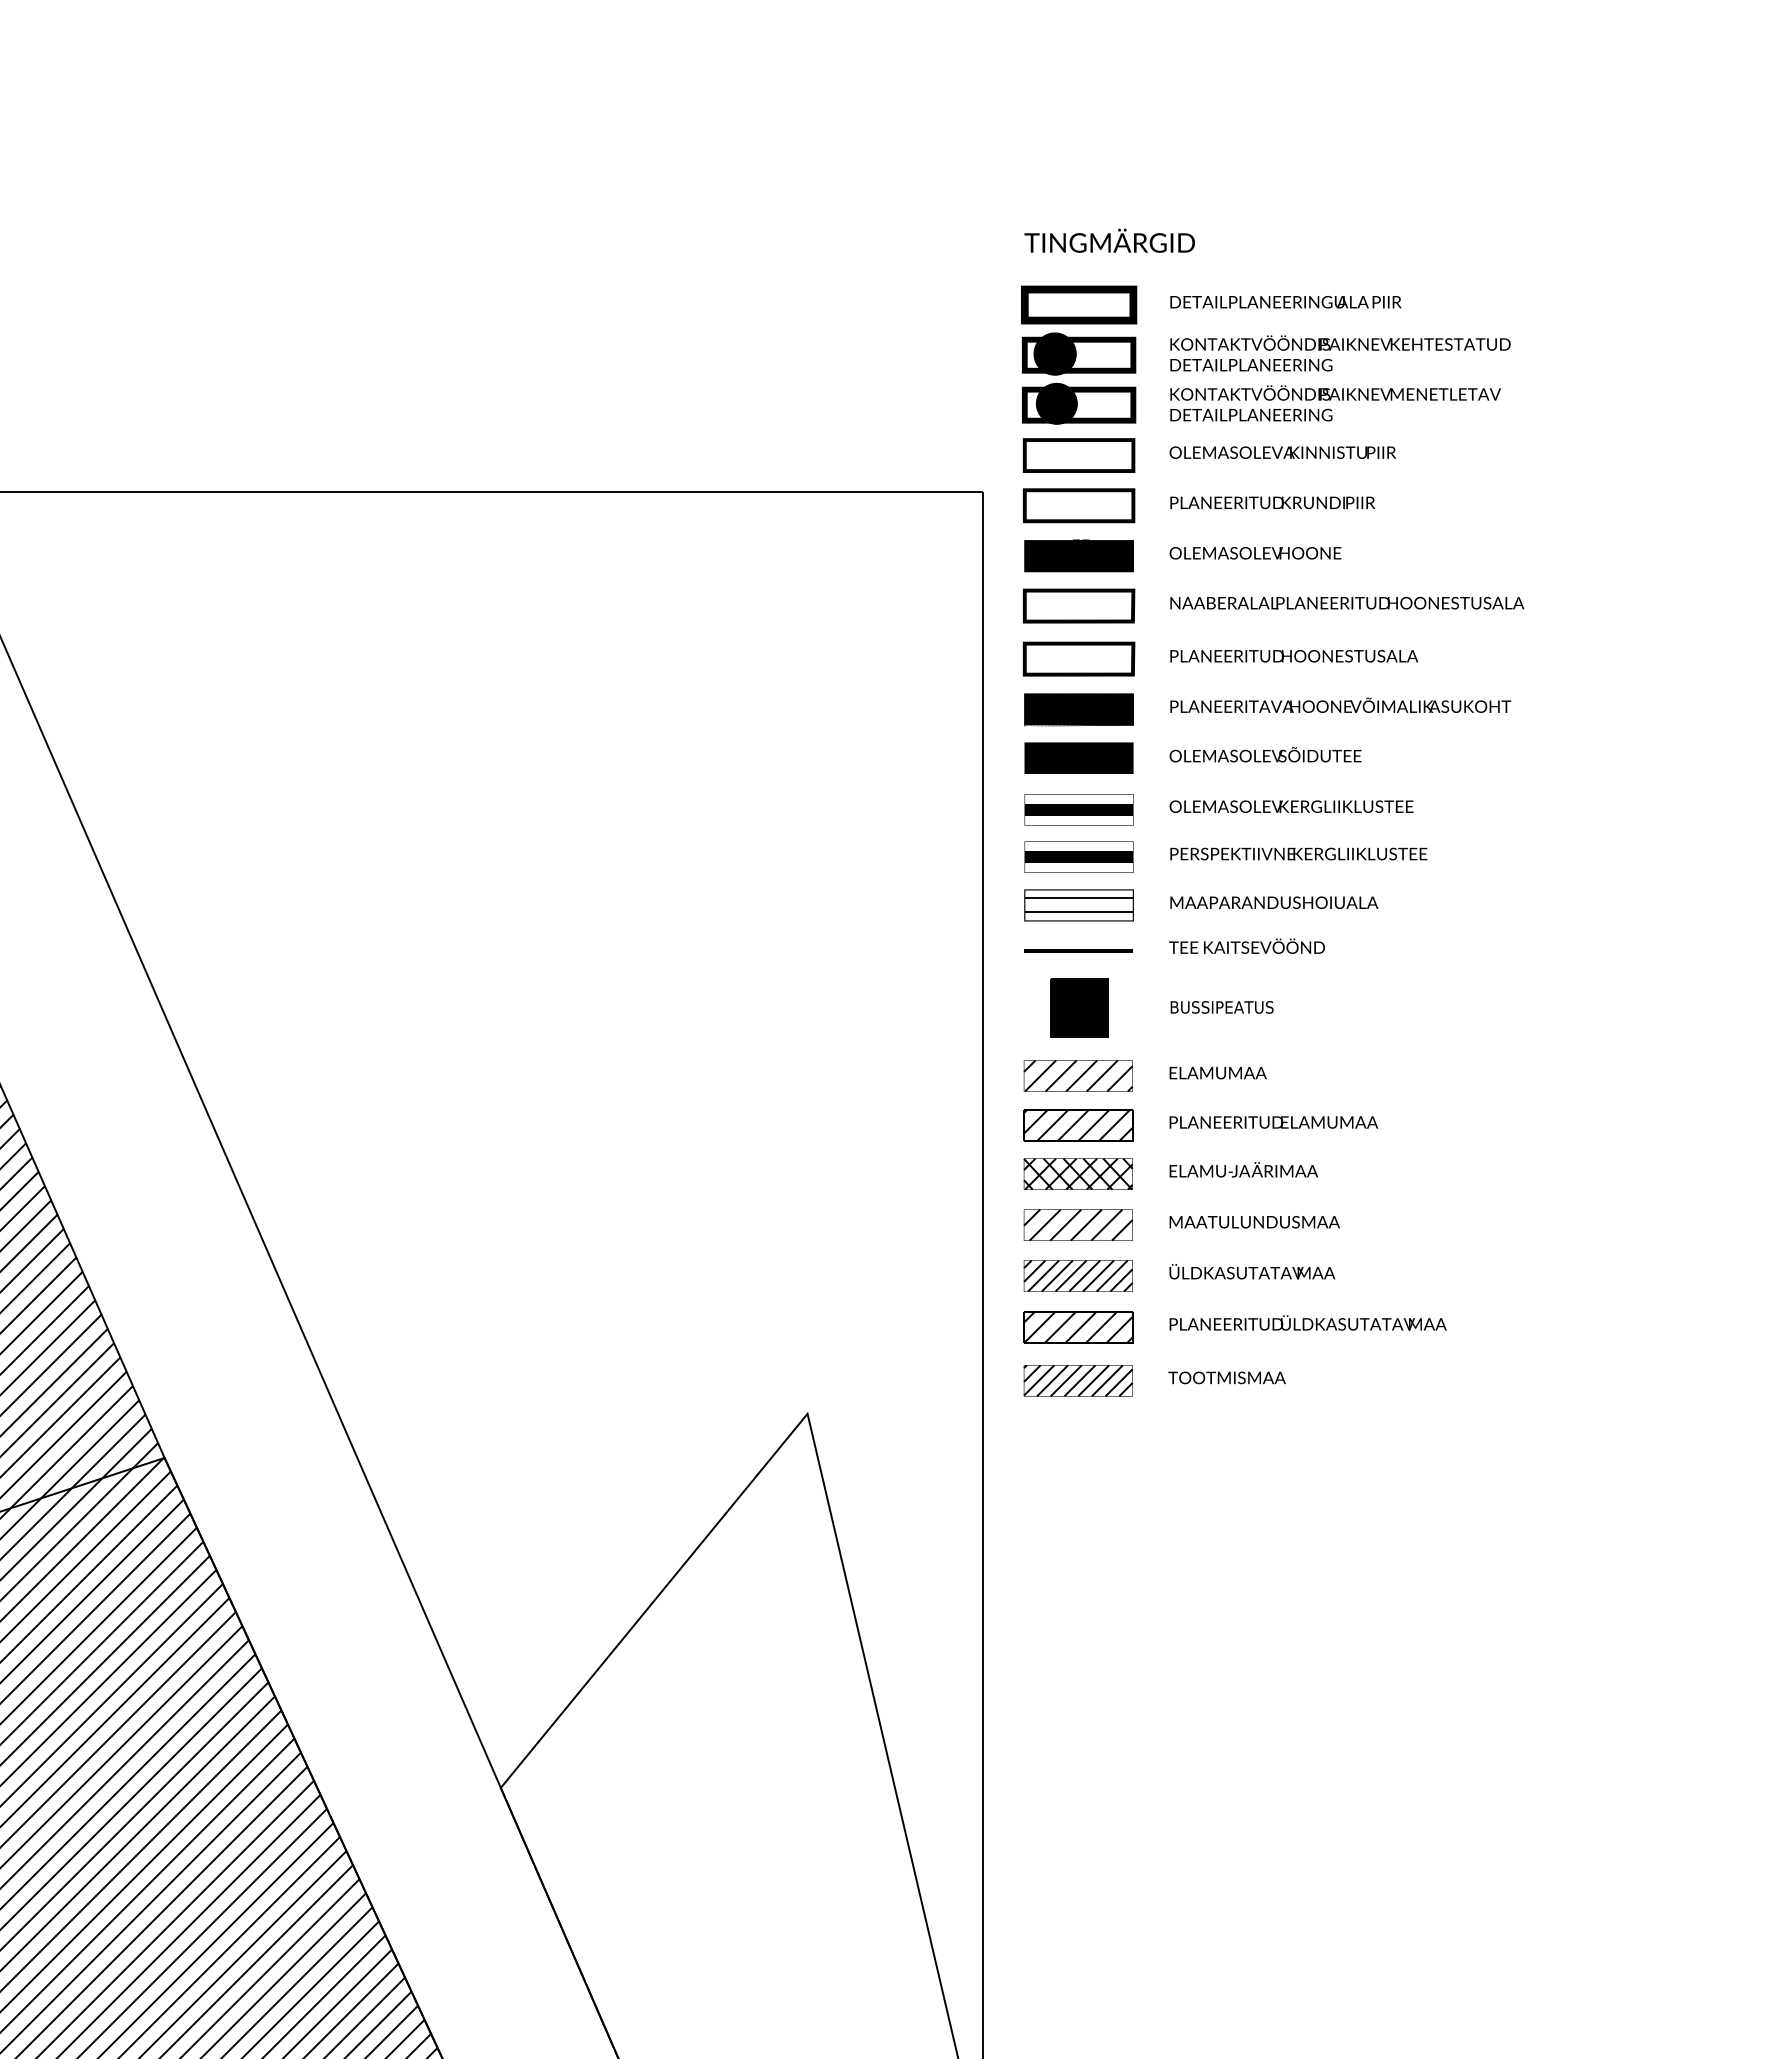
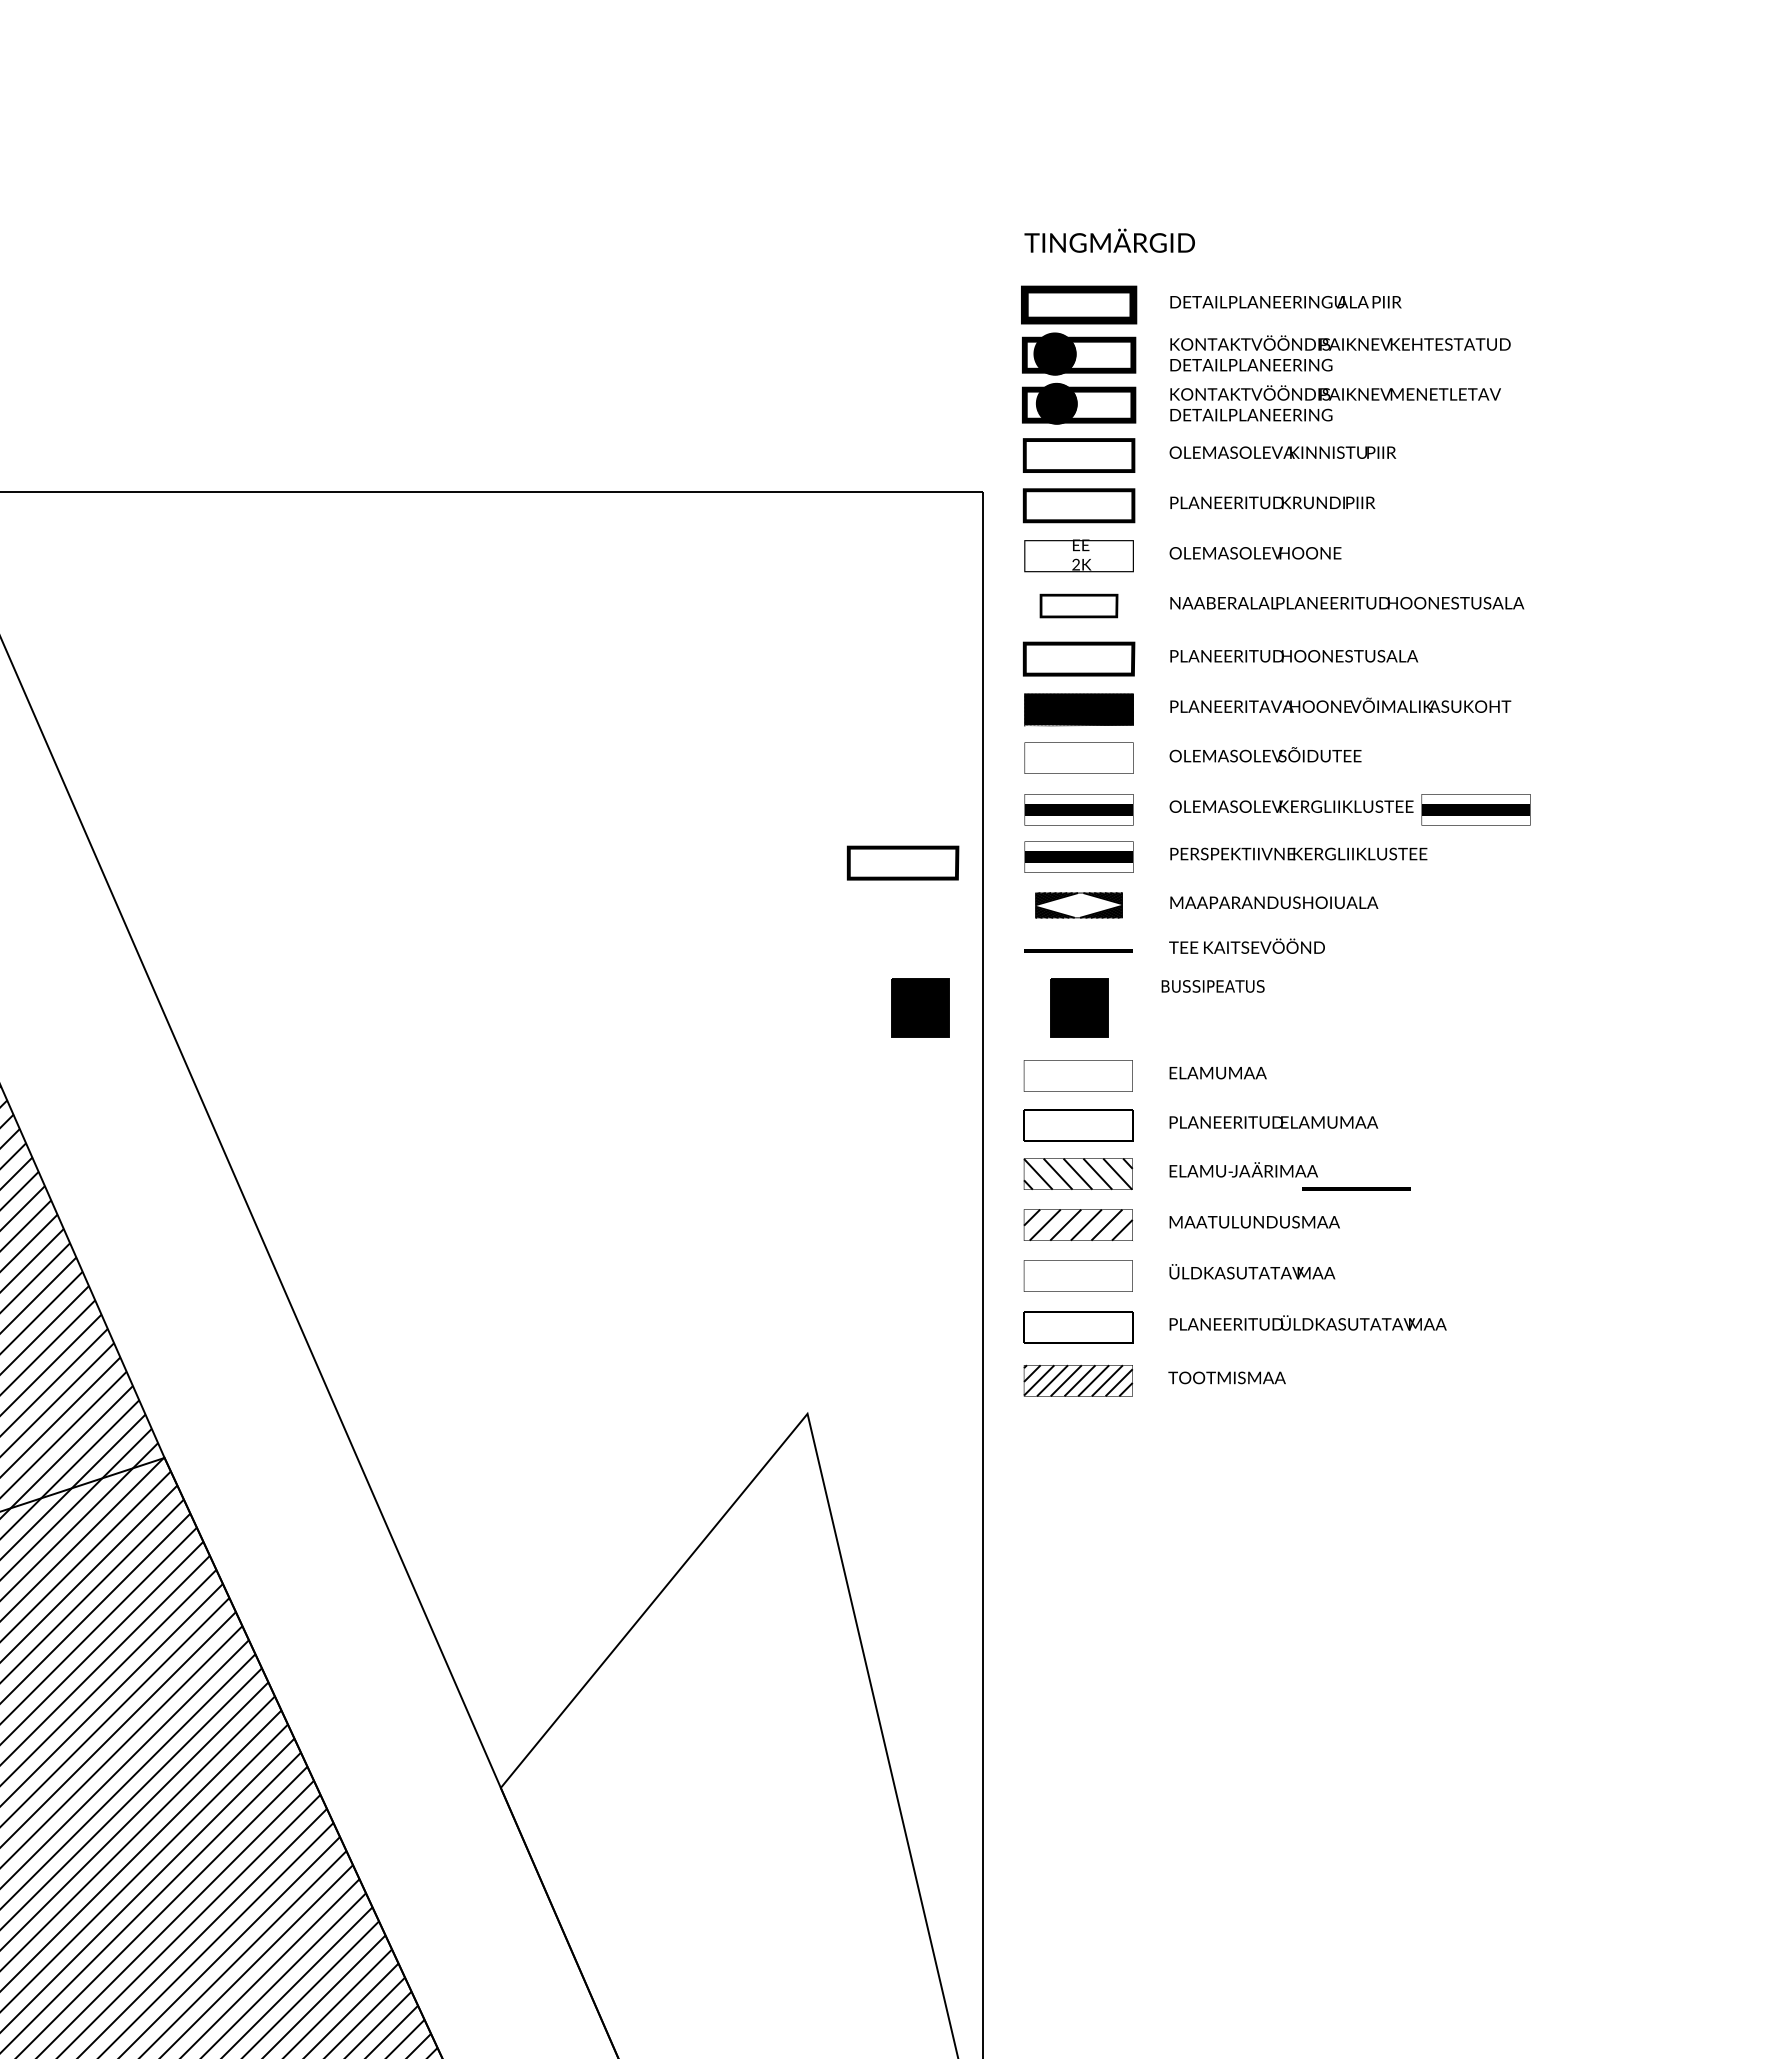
fill: present -> none (1078, 555)
part size: 114x36 px -> 80x26 px (1078, 605)
fill: present -> none (1078, 757)
part: none -> present (1475, 809)
part: none -> present (902, 862)
part size: 110x33 px -> 88x27 px (1078, 905)
part: none -> present (920, 1007)
text position: (1221, 1007) -> (1212, 986) (1212, 986)
hatch: present -> none (1078, 1075)
hatch: present -> none (1078, 1124)
hatch: present -> none (1078, 1173)
line: none -> present (1356, 1188)
hatch: present -> none (1078, 1275)
hatch: present -> none (1078, 1326)
